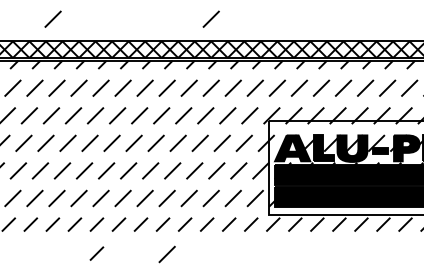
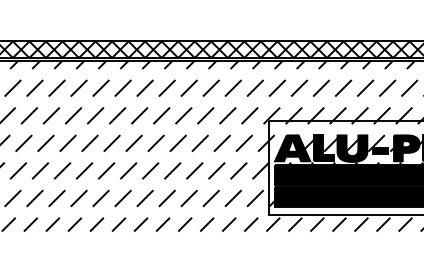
line: present -> none (52, 18)
line: present -> none (210, 18)
line: present -> none (96, 253)
line: present -> none (166, 254)
